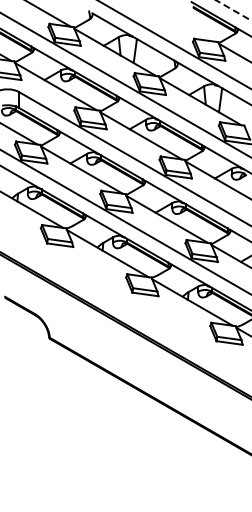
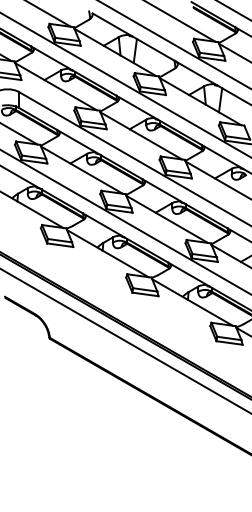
line: dashed -> solid (234, 10)
line: none -> present (180, 21)
line: none -> present (125, 341)
